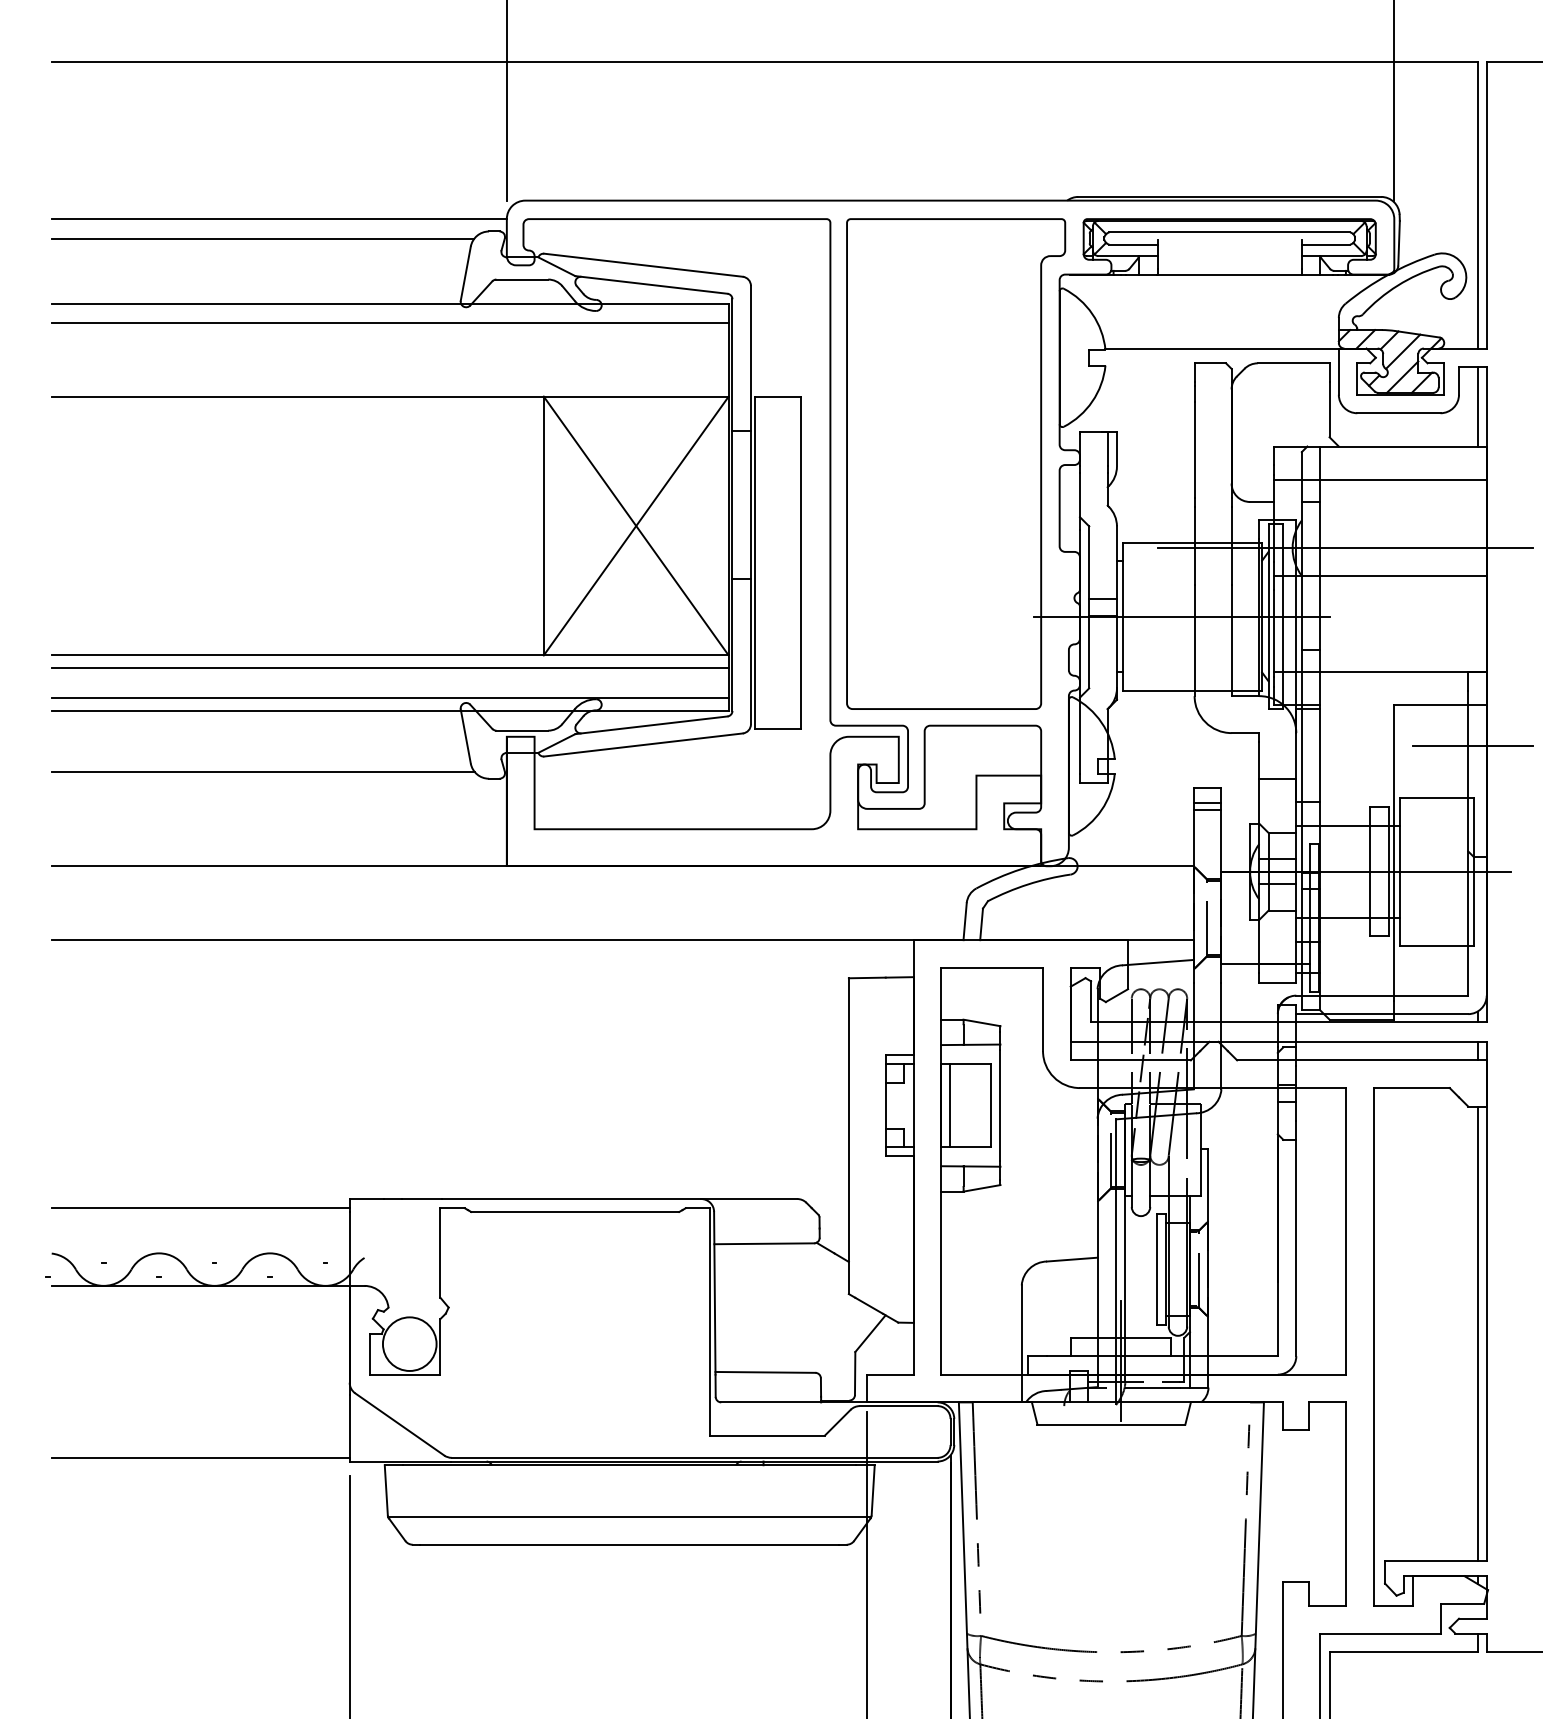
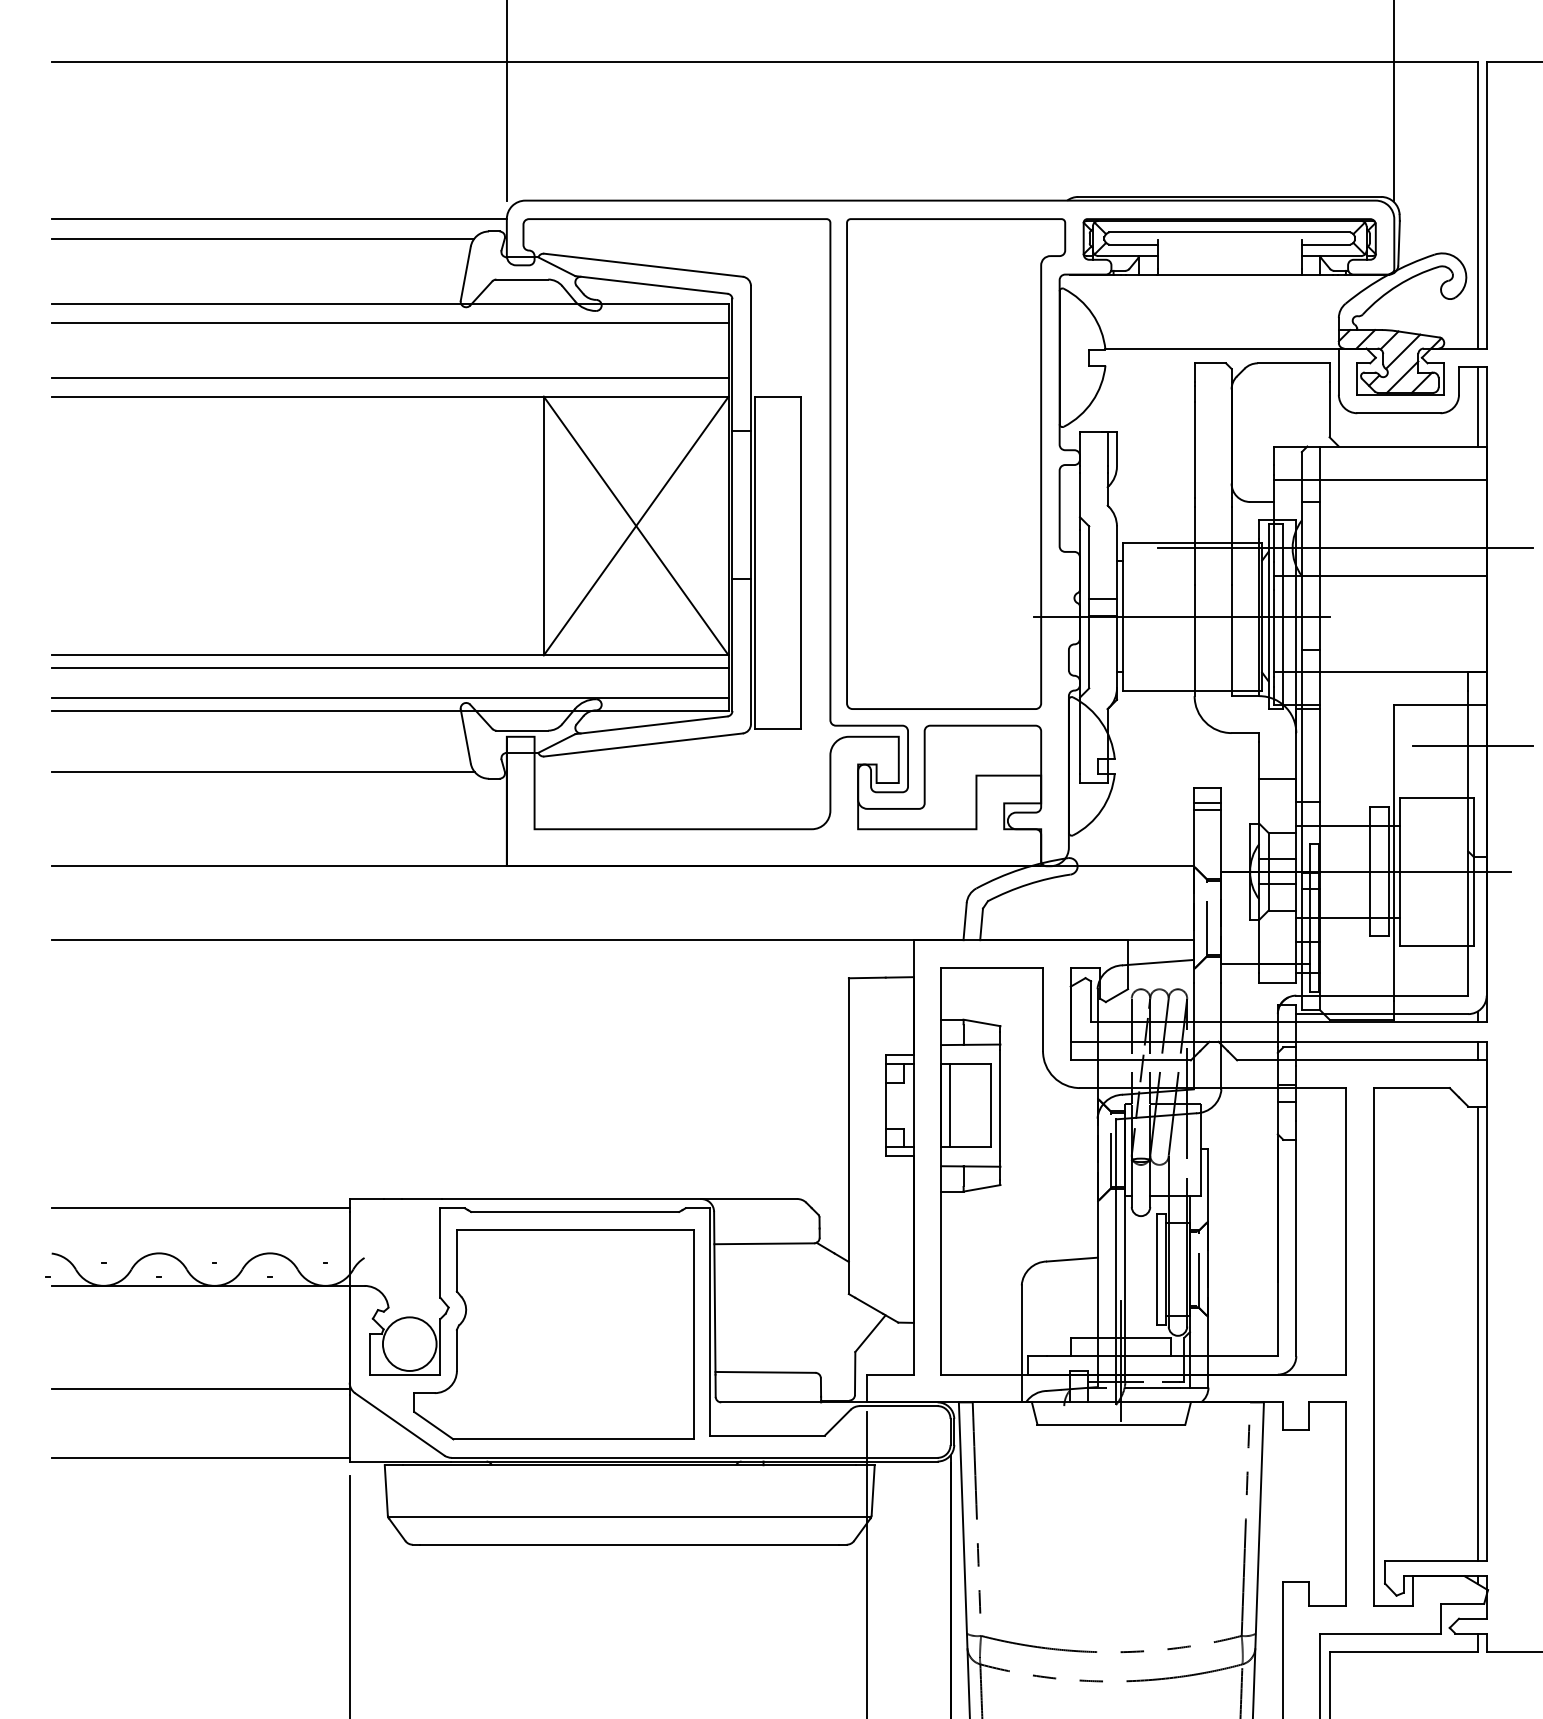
line: none -> present (389, 378)
part: none -> present (553, 1334)
line: none -> present (200, 1389)
